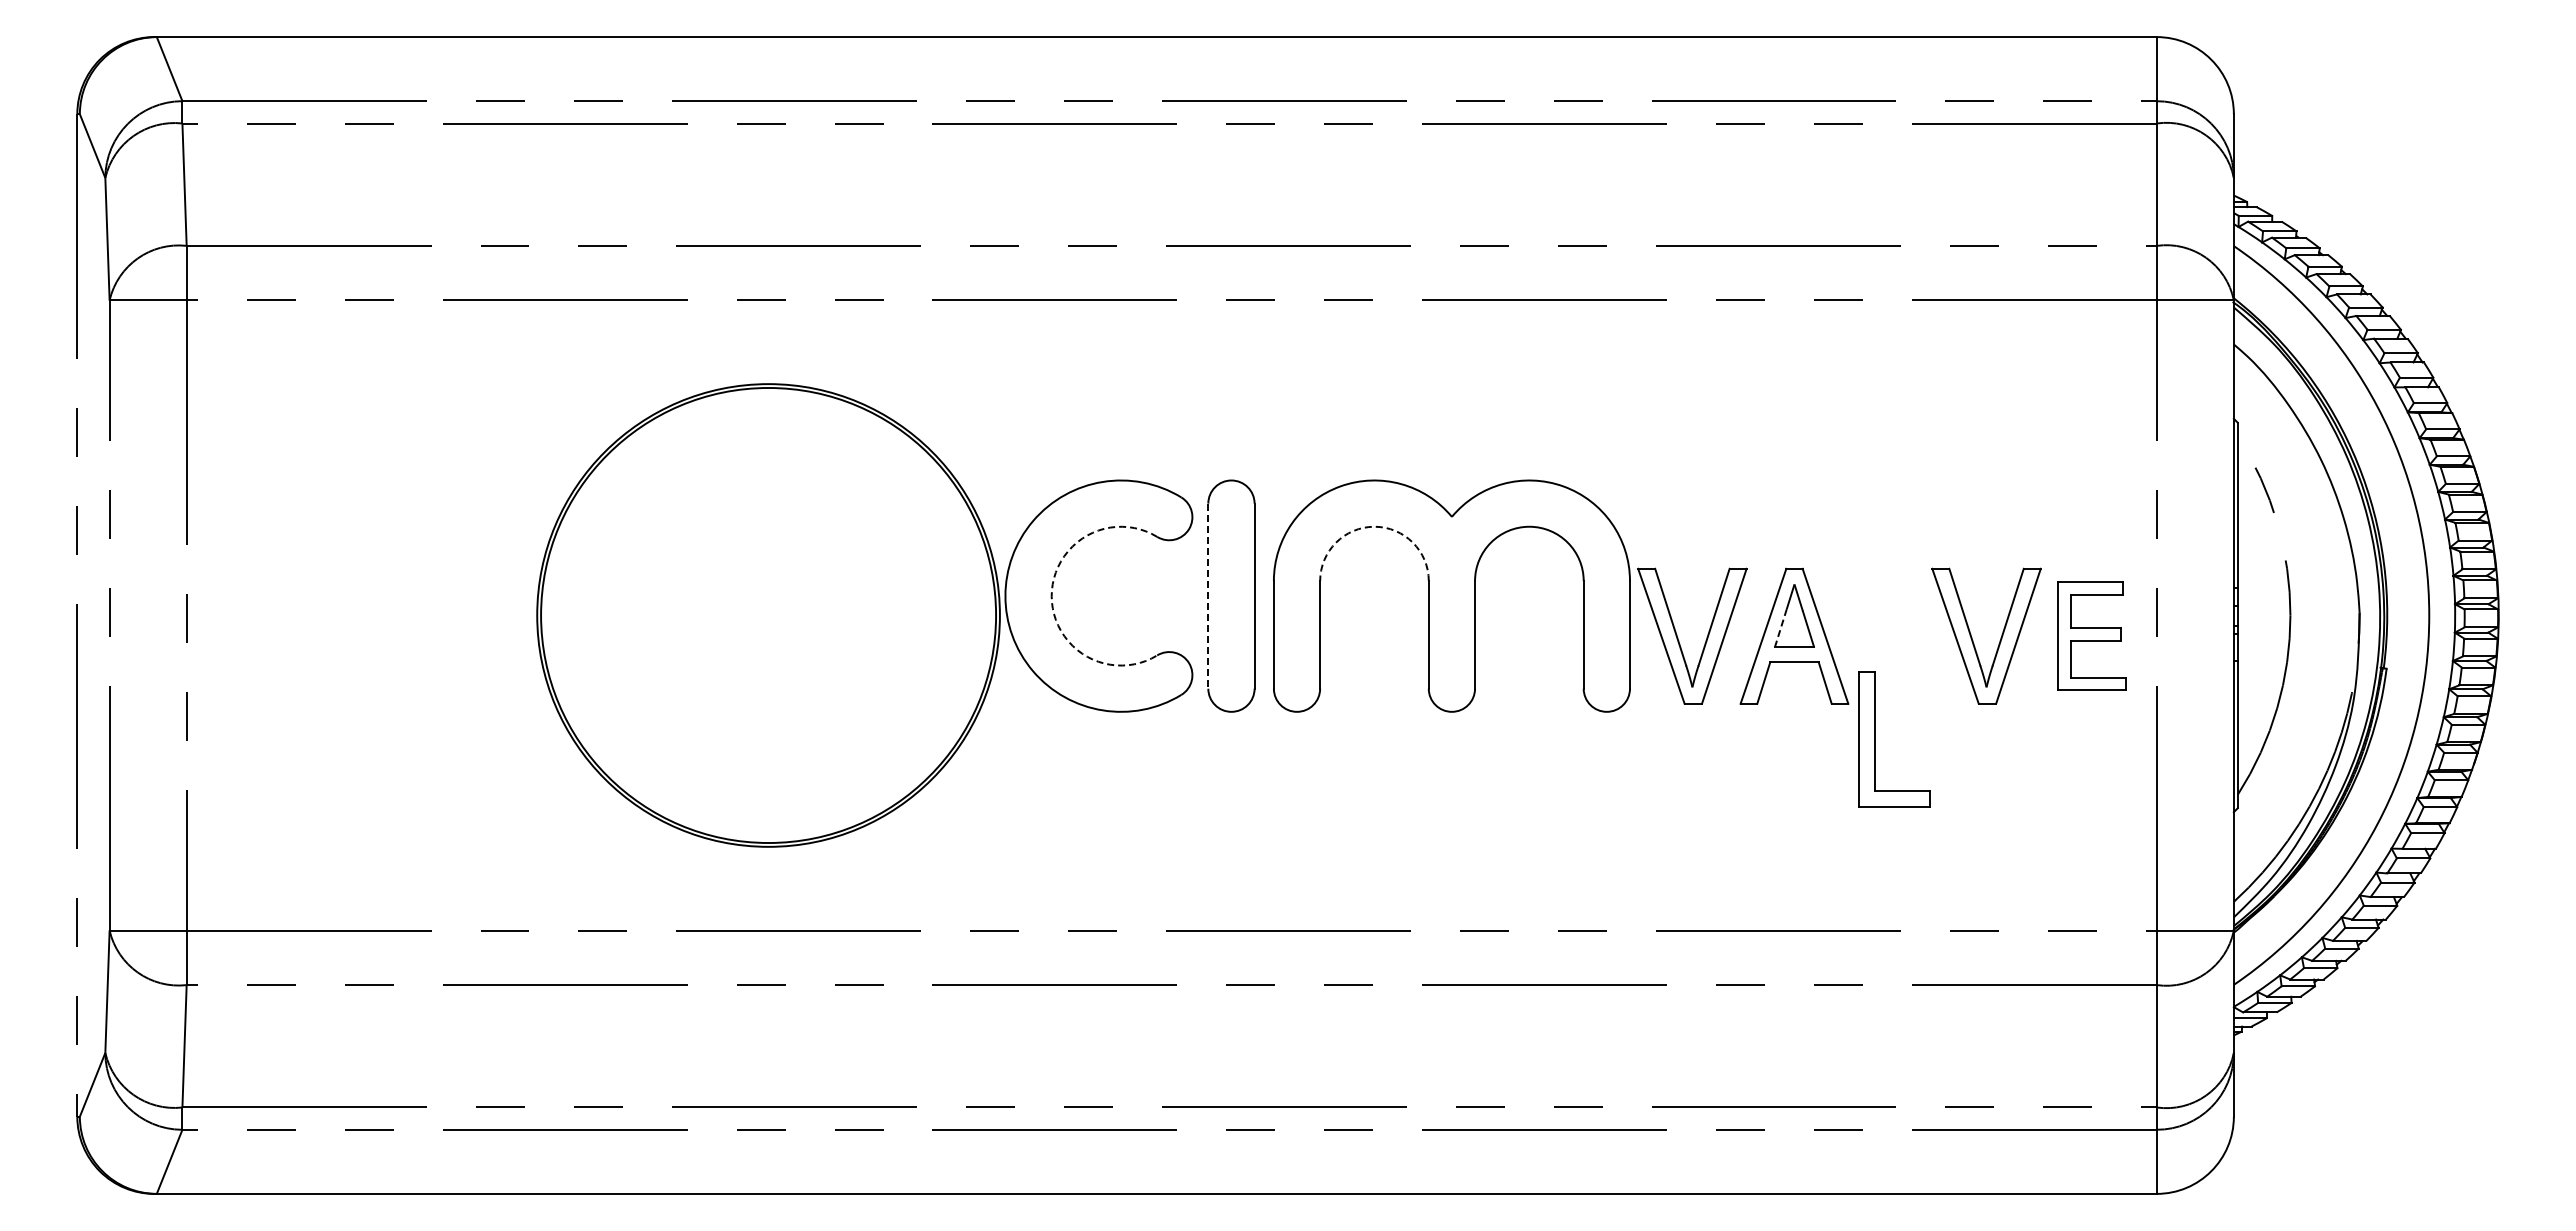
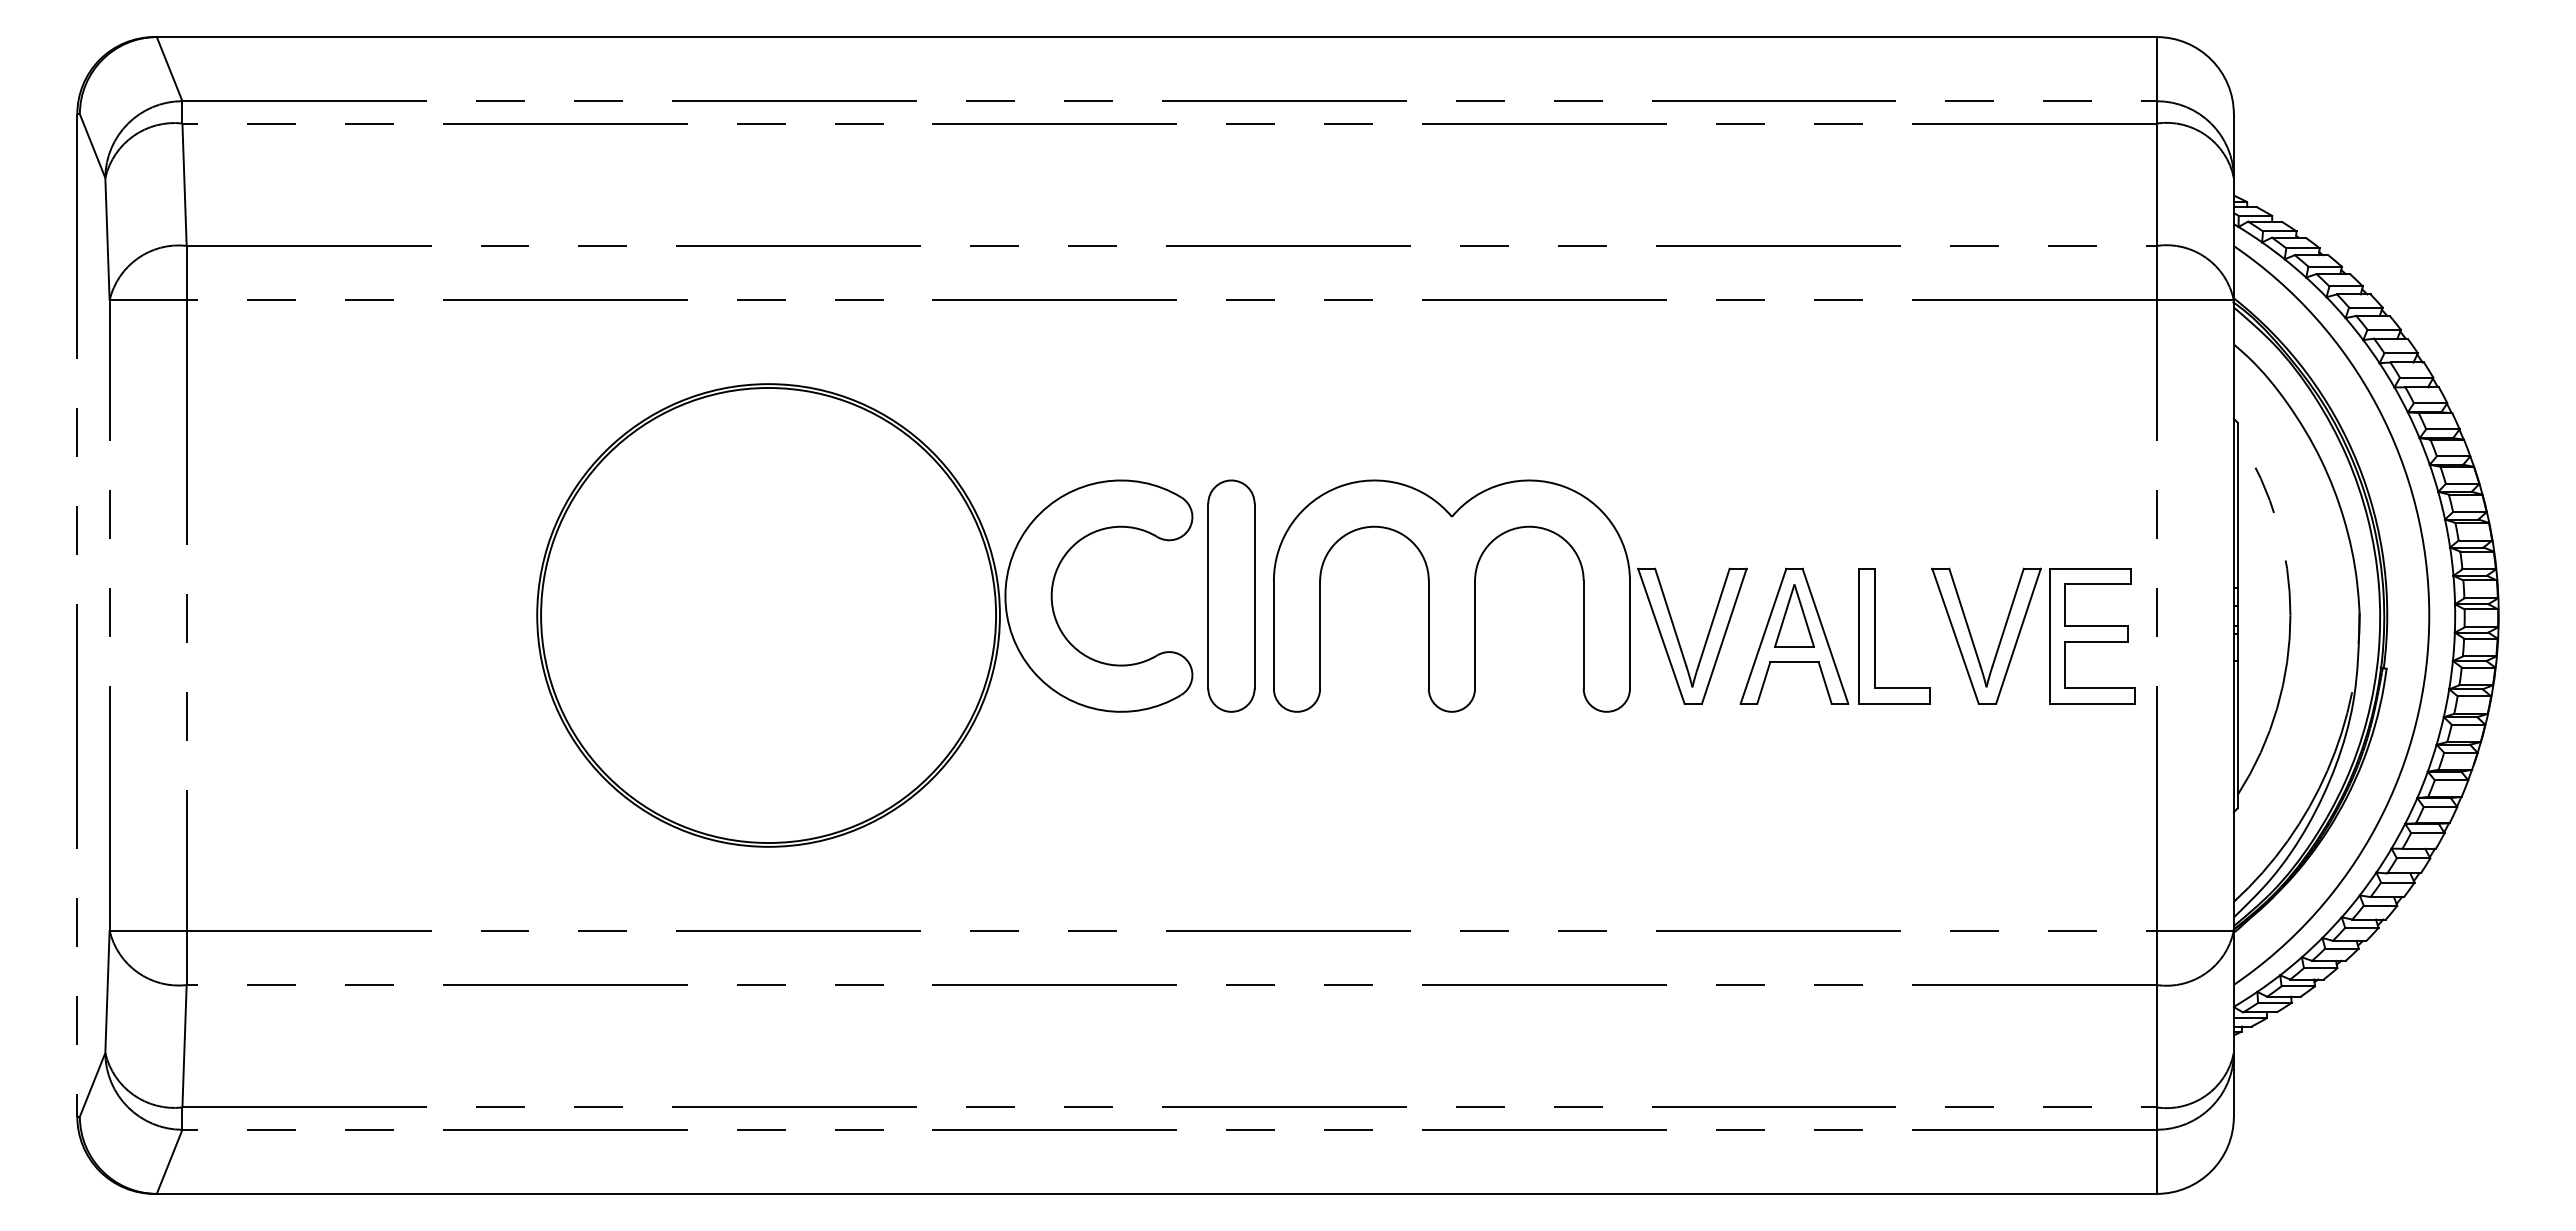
arc: dashed -> solid (1374, 526)
arc: dashed -> solid (1051, 596)
line: dashed -> solid (1208, 596)
line: dashed -> solid (1780, 627)
part size: 70x110 px -> 87x137 px (2092, 636)
part position: (1875, 739) -> (1875, 636) (1875, 636)
